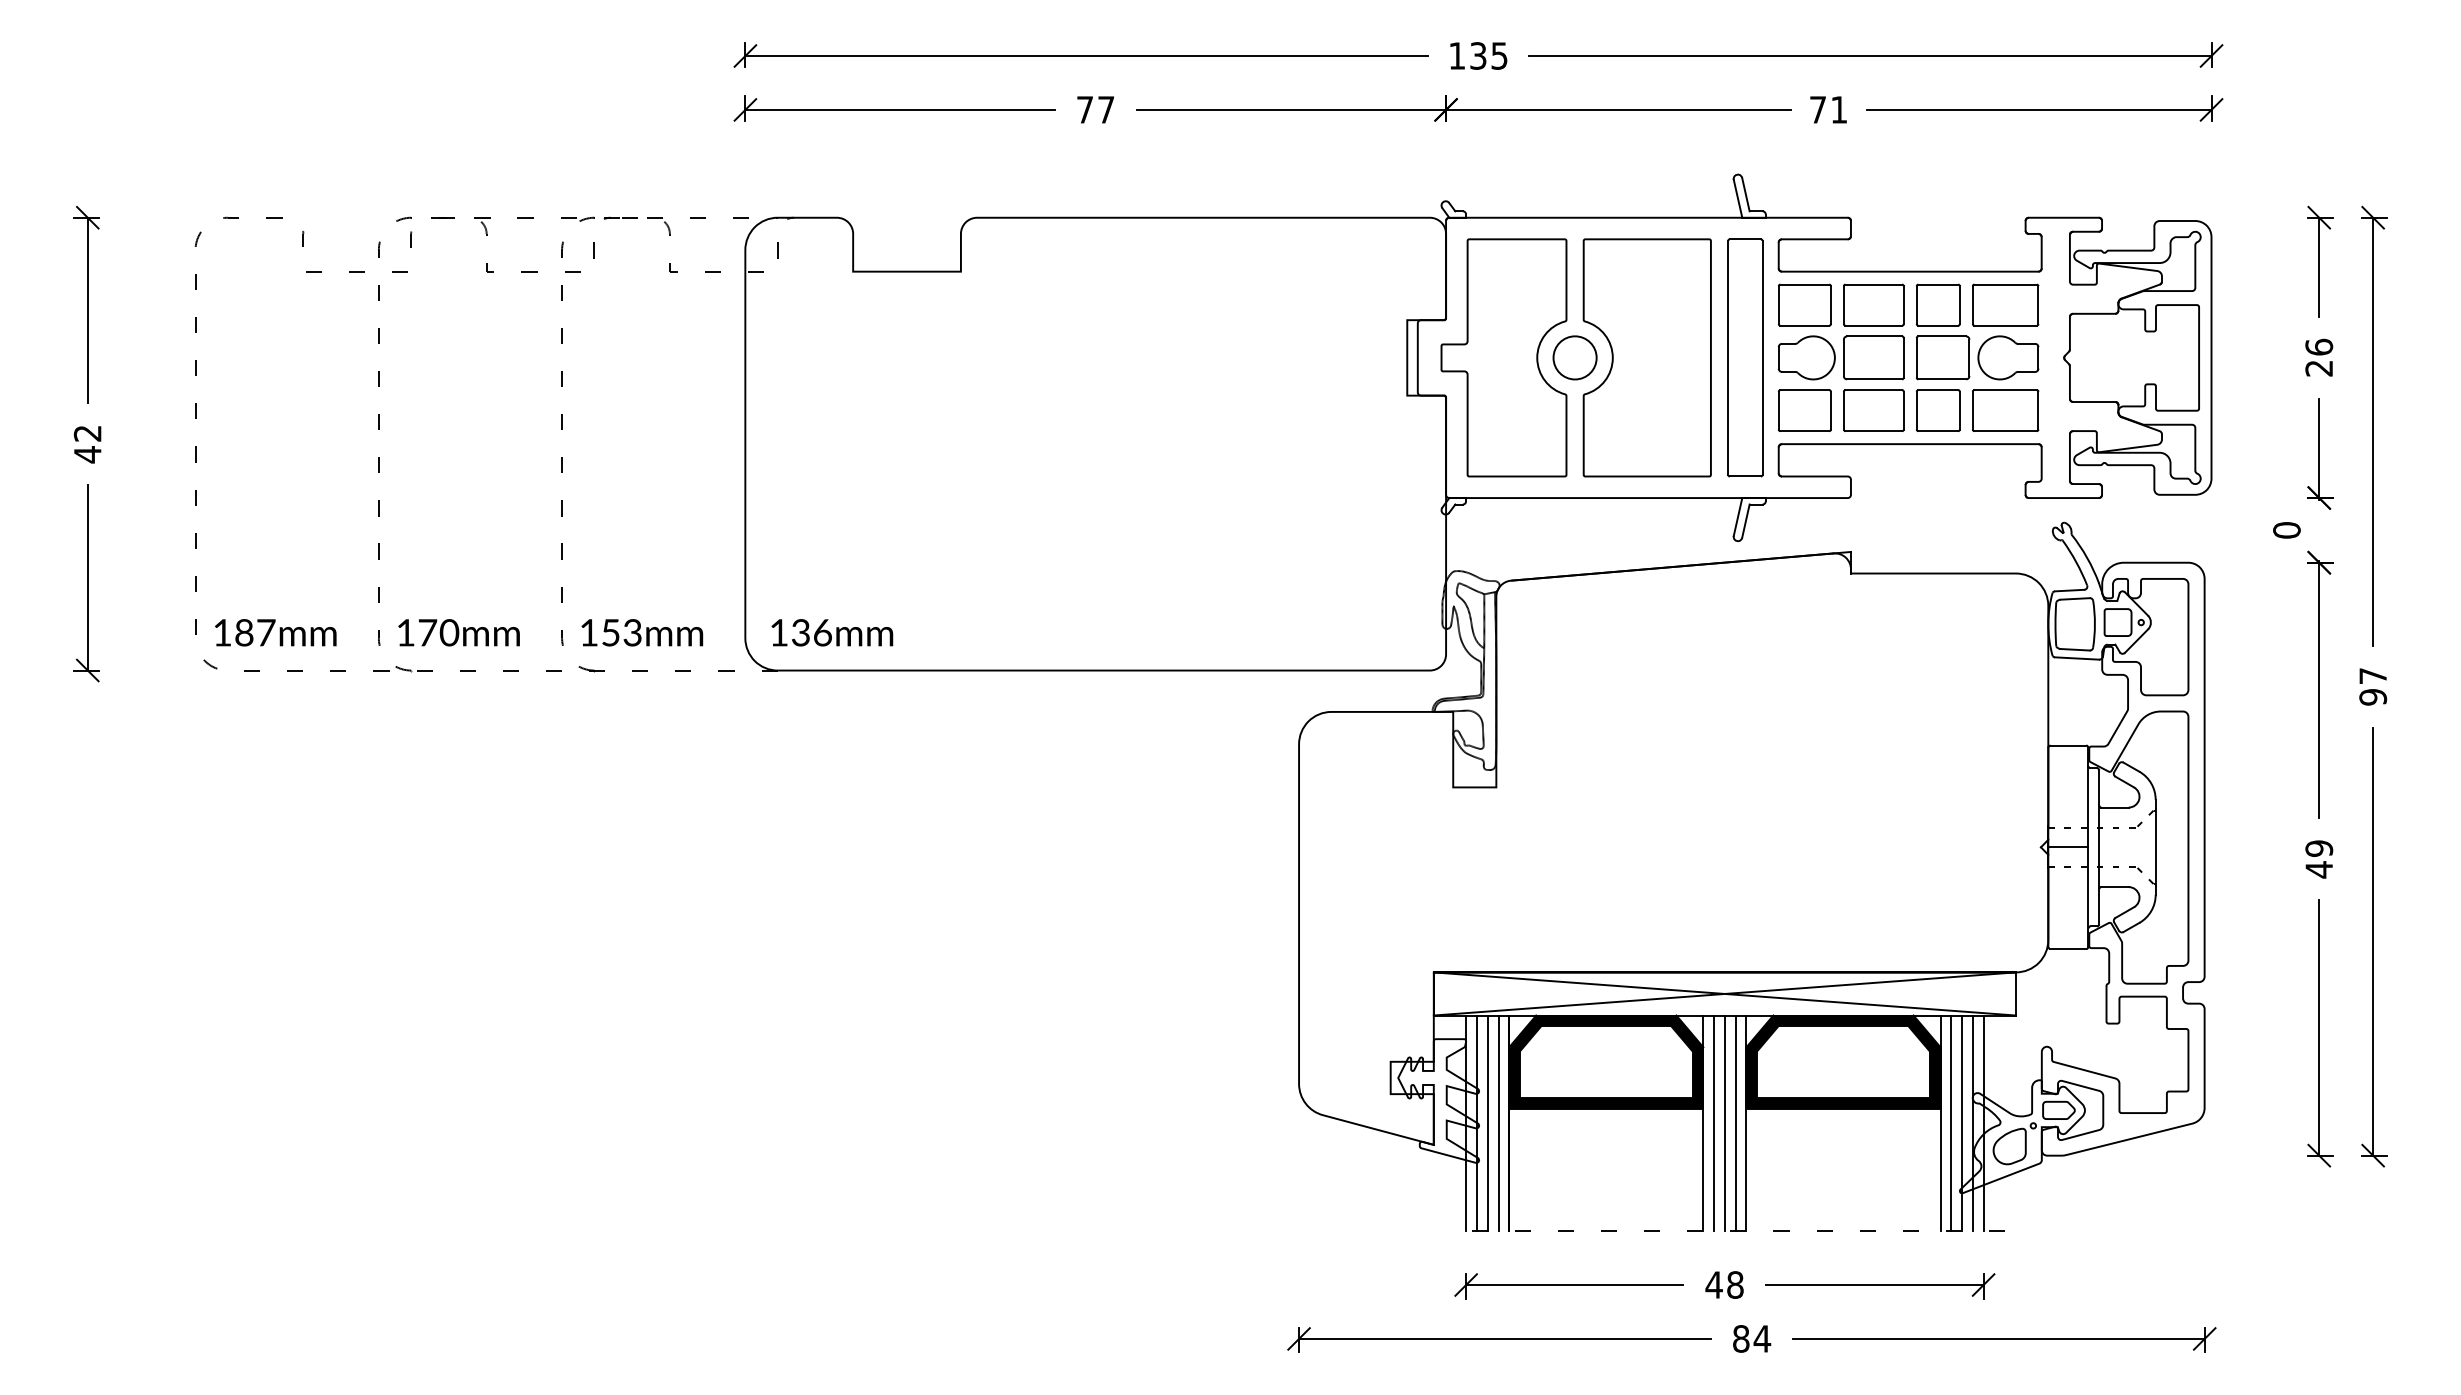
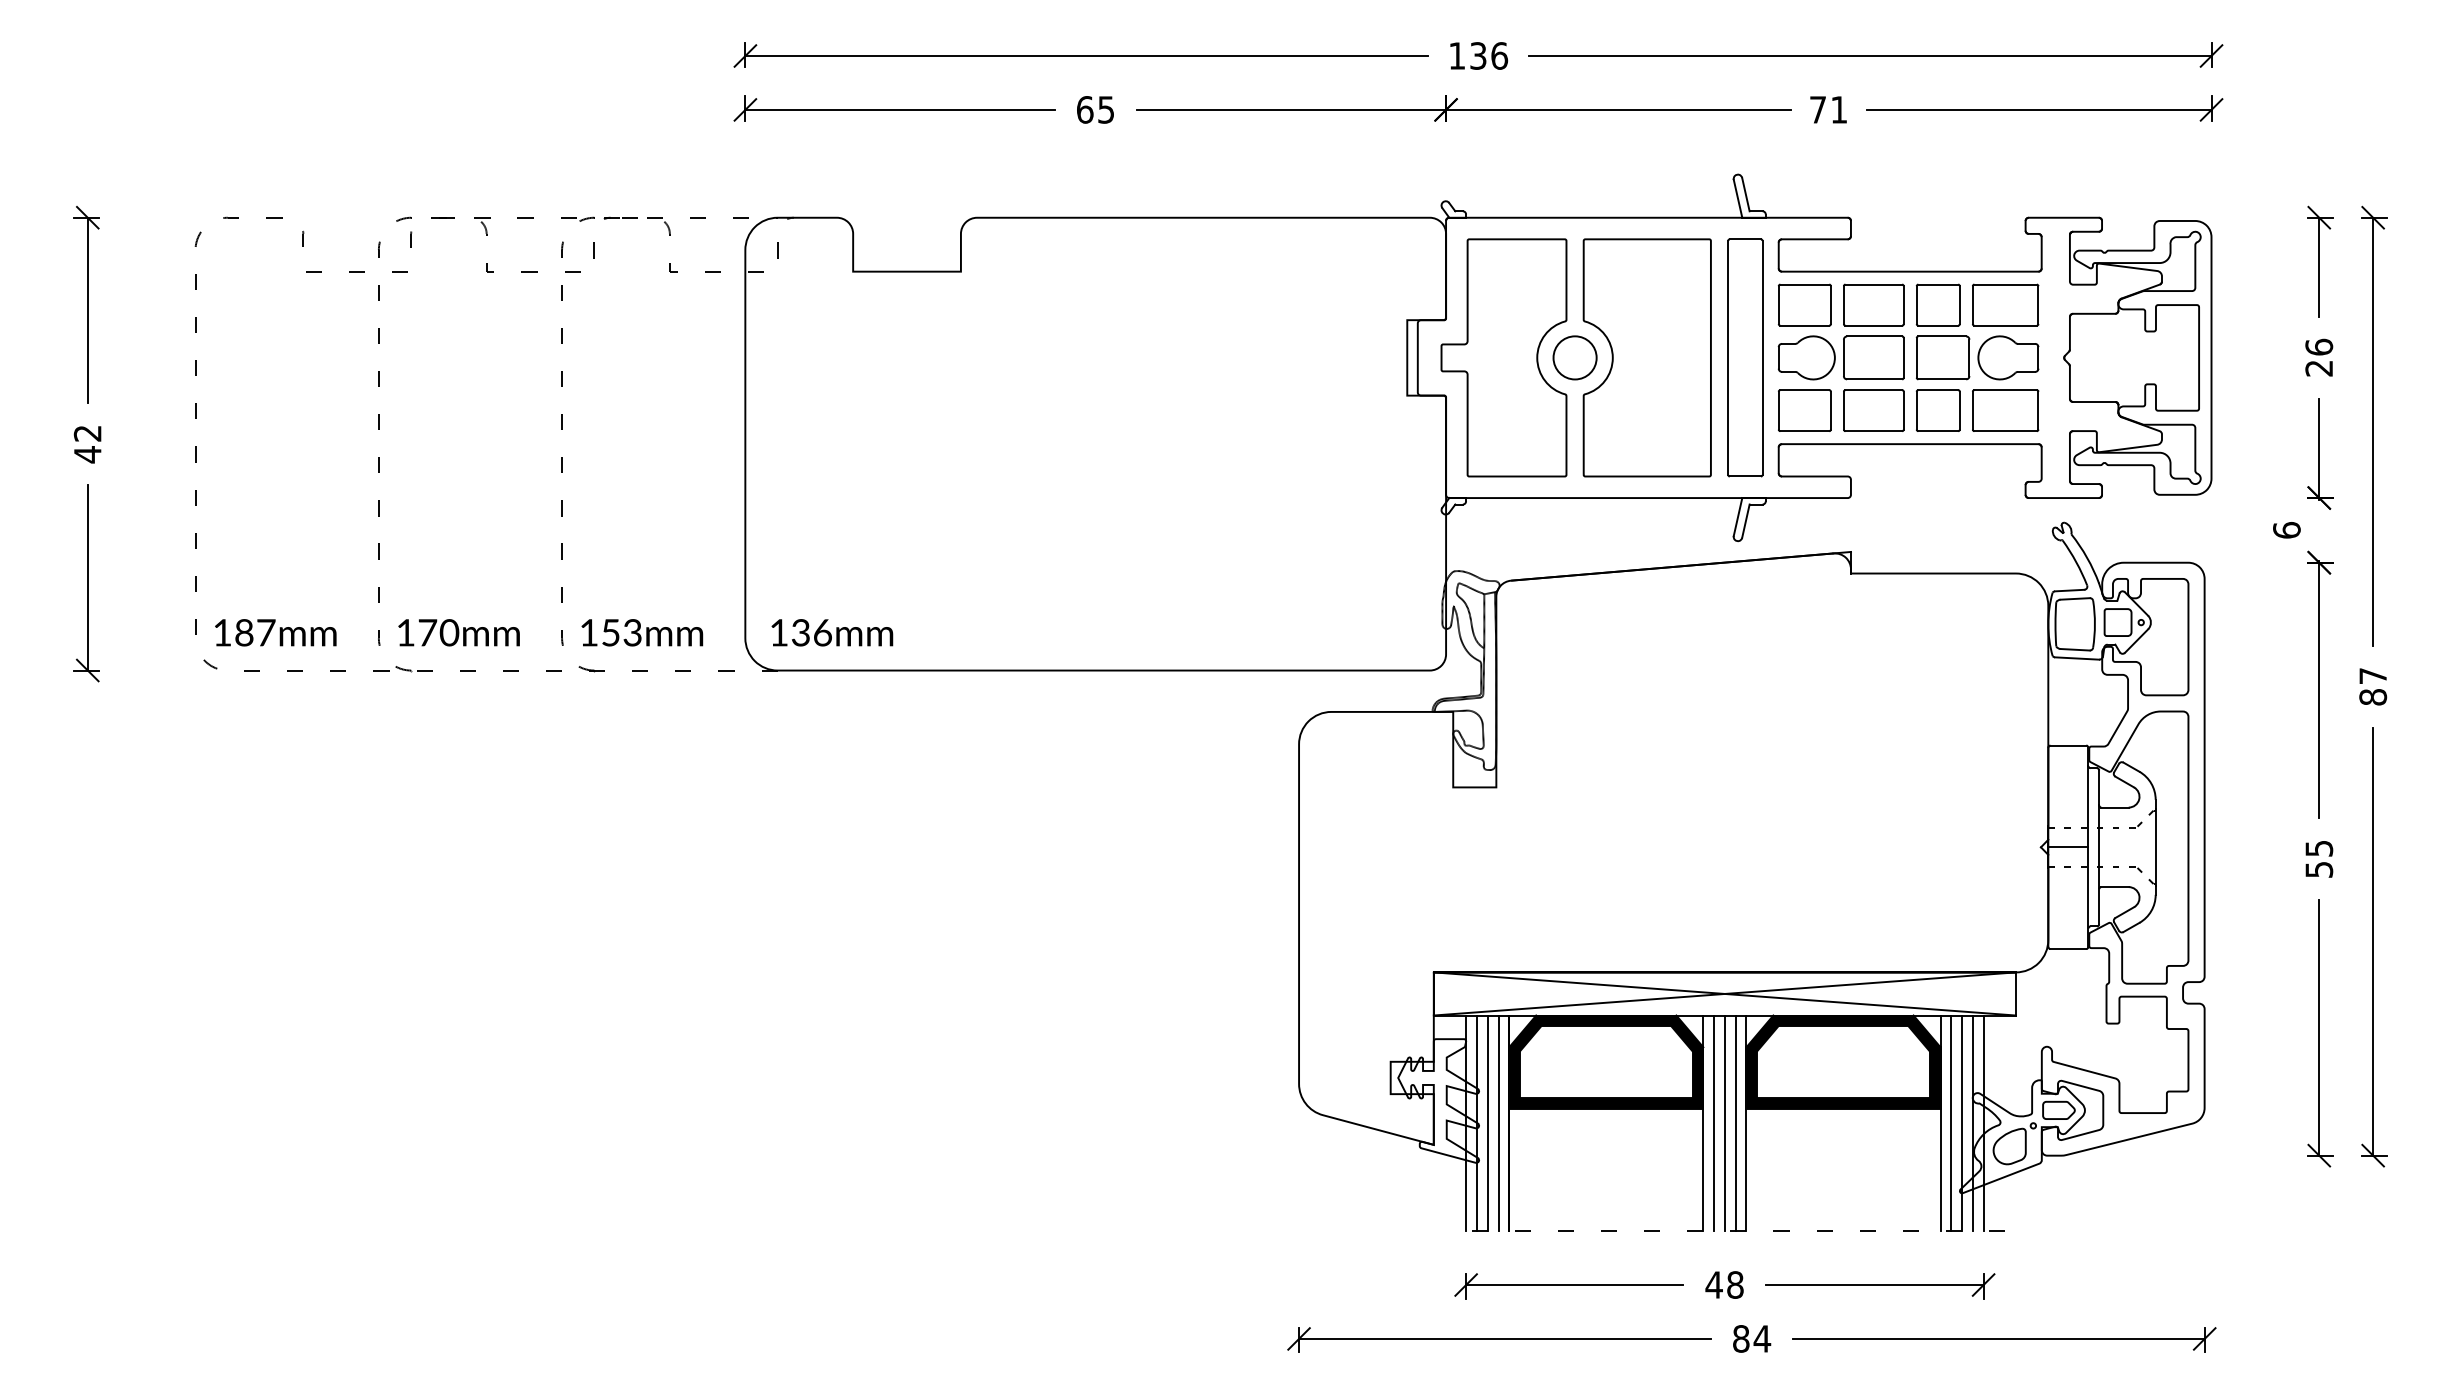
text: 135 -> 136 (1499, 55)
text: 77 -> 65 (1095, 109)
text: 0 -> 6 (2286, 530)
text: 97 -> 87 (2373, 697)
text: 49 -> 55 (2319, 859)
